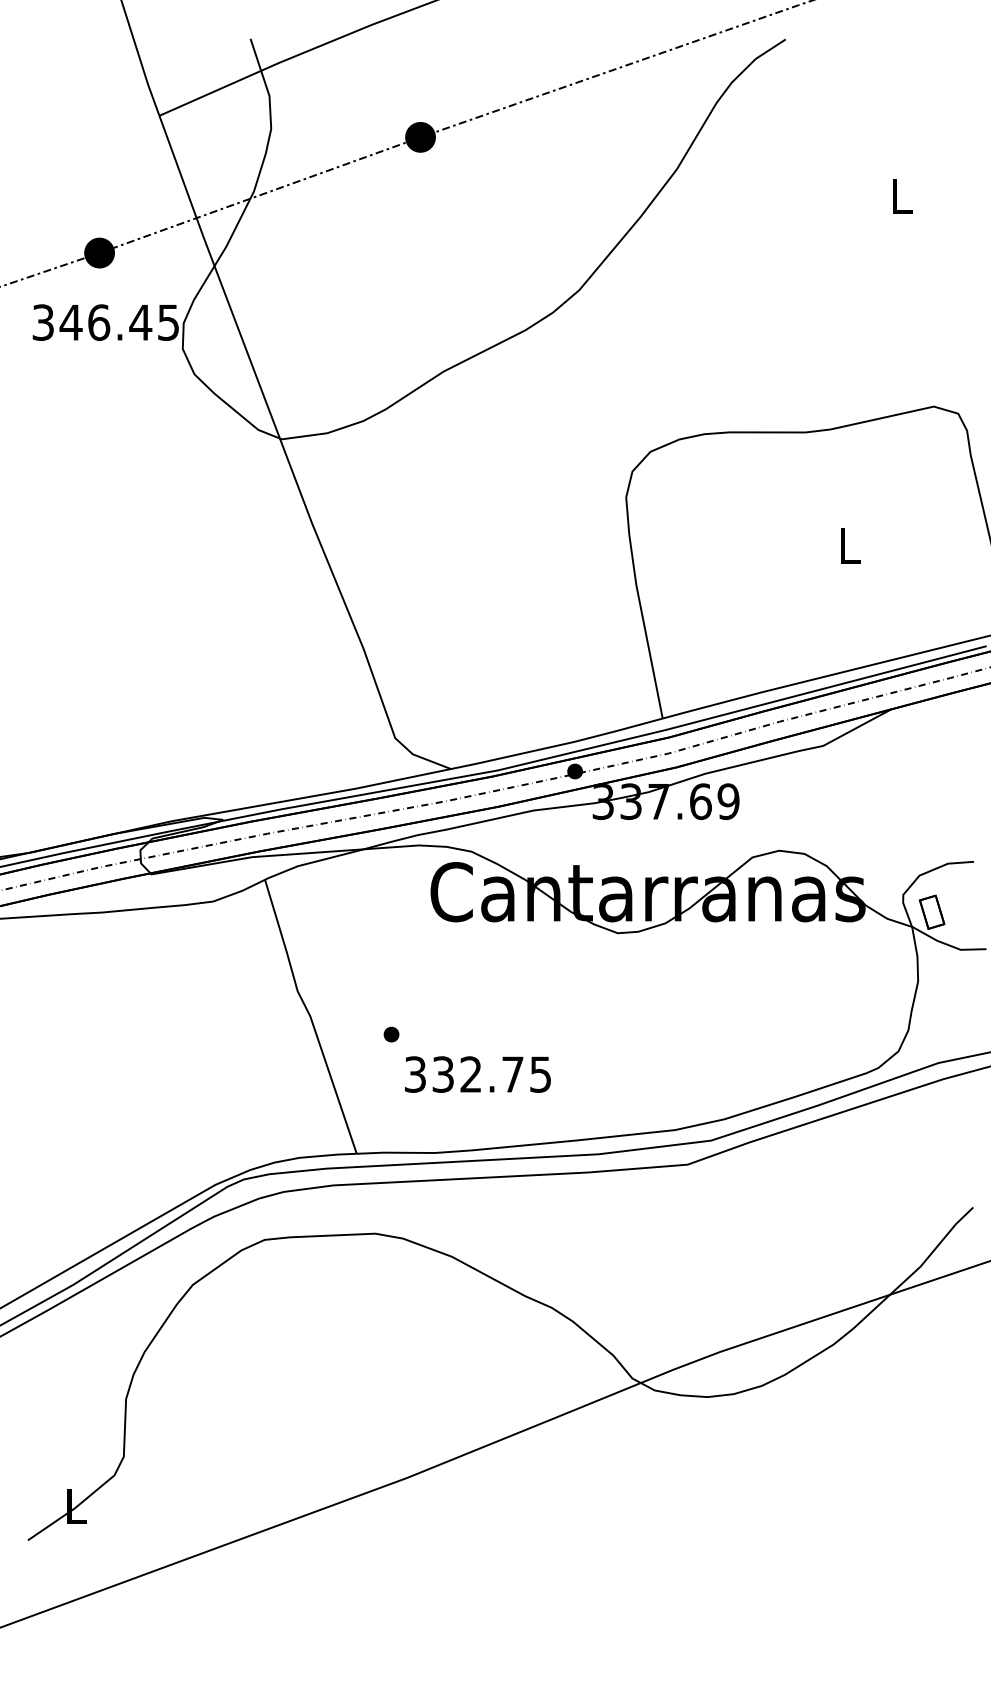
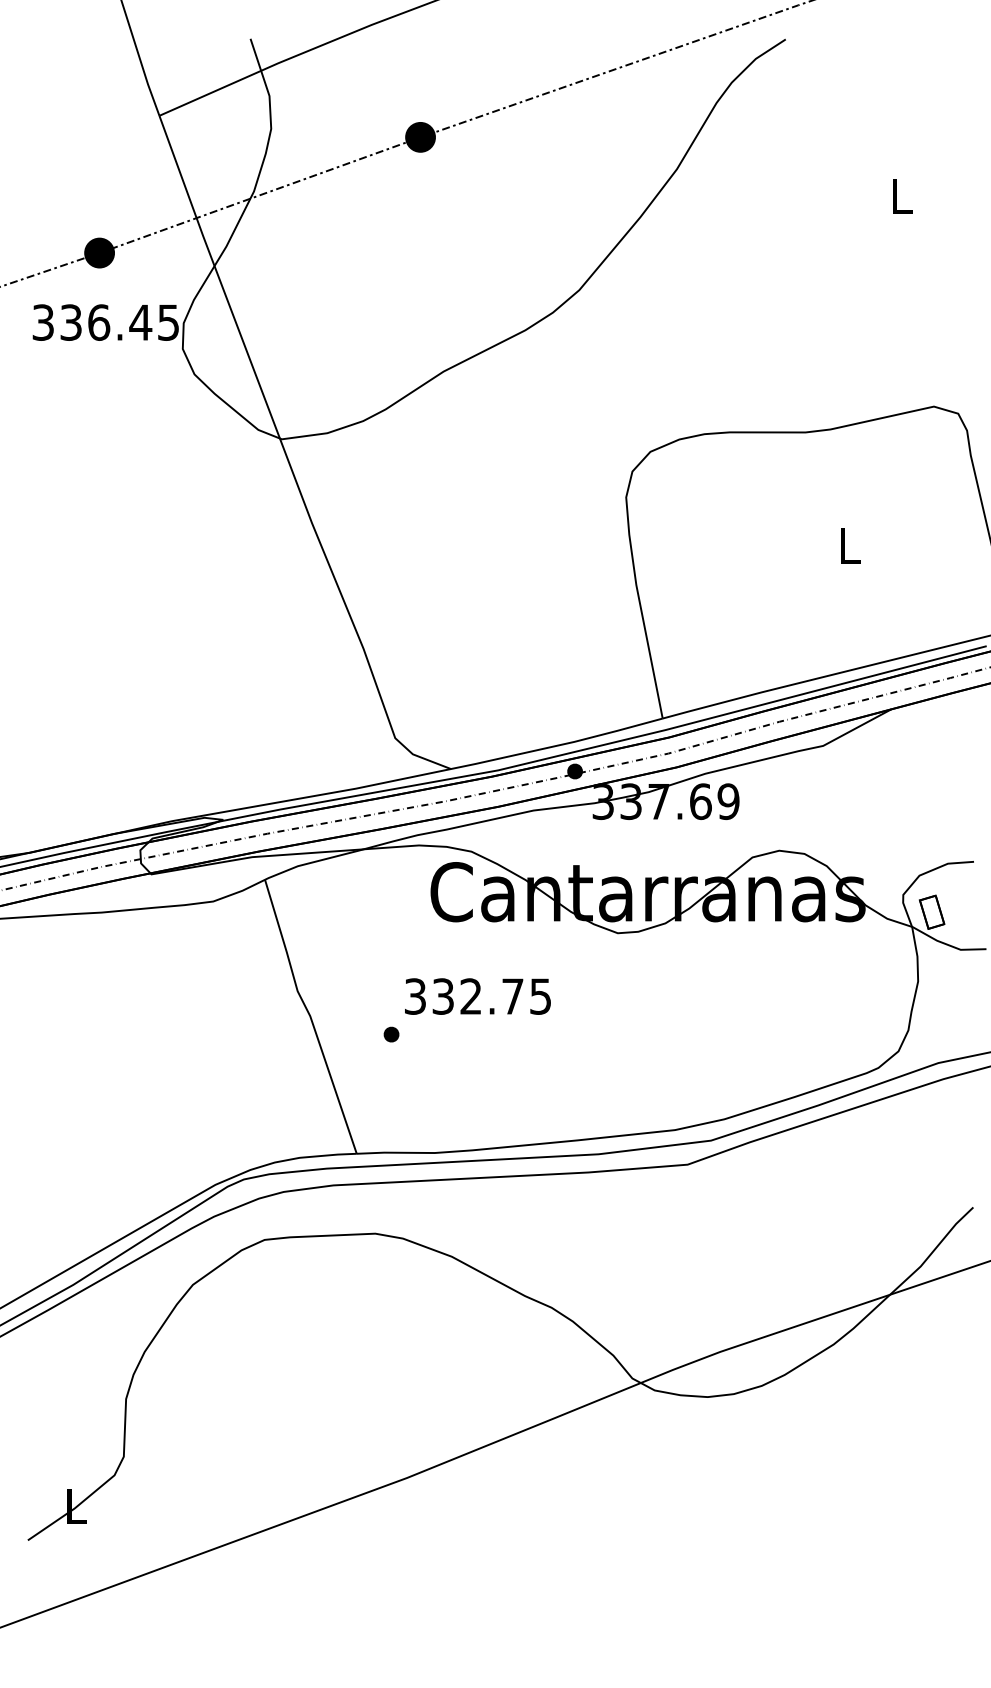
text: 346.45 -> 336.45 (70, 322)
text position: (477, 1074) -> (477, 996) (477, 996)
